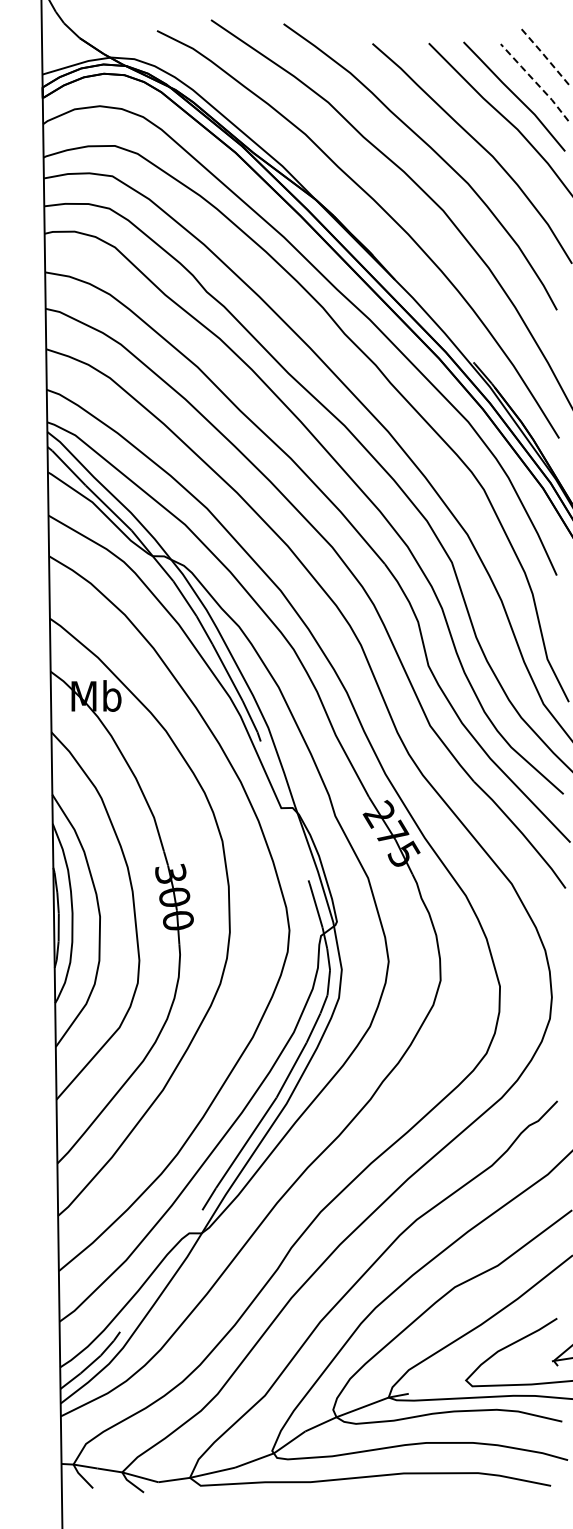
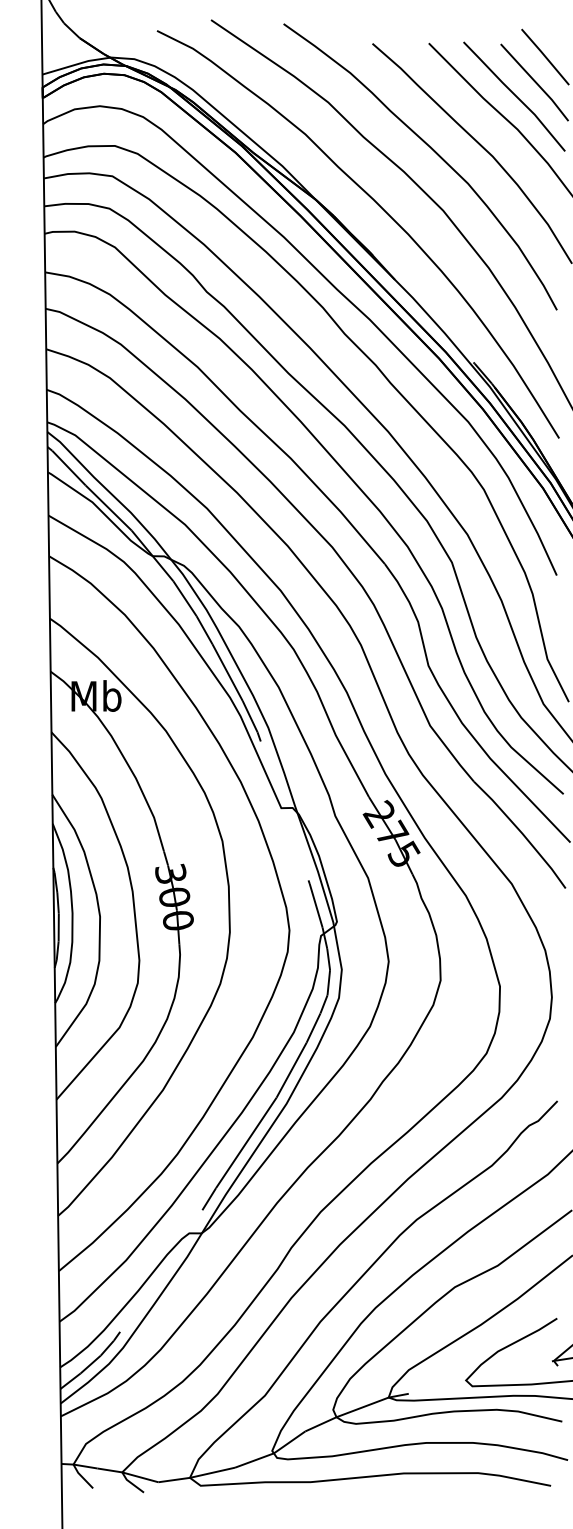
line: dashed -> solid (545, 56)
line: dashed -> solid (535, 81)
